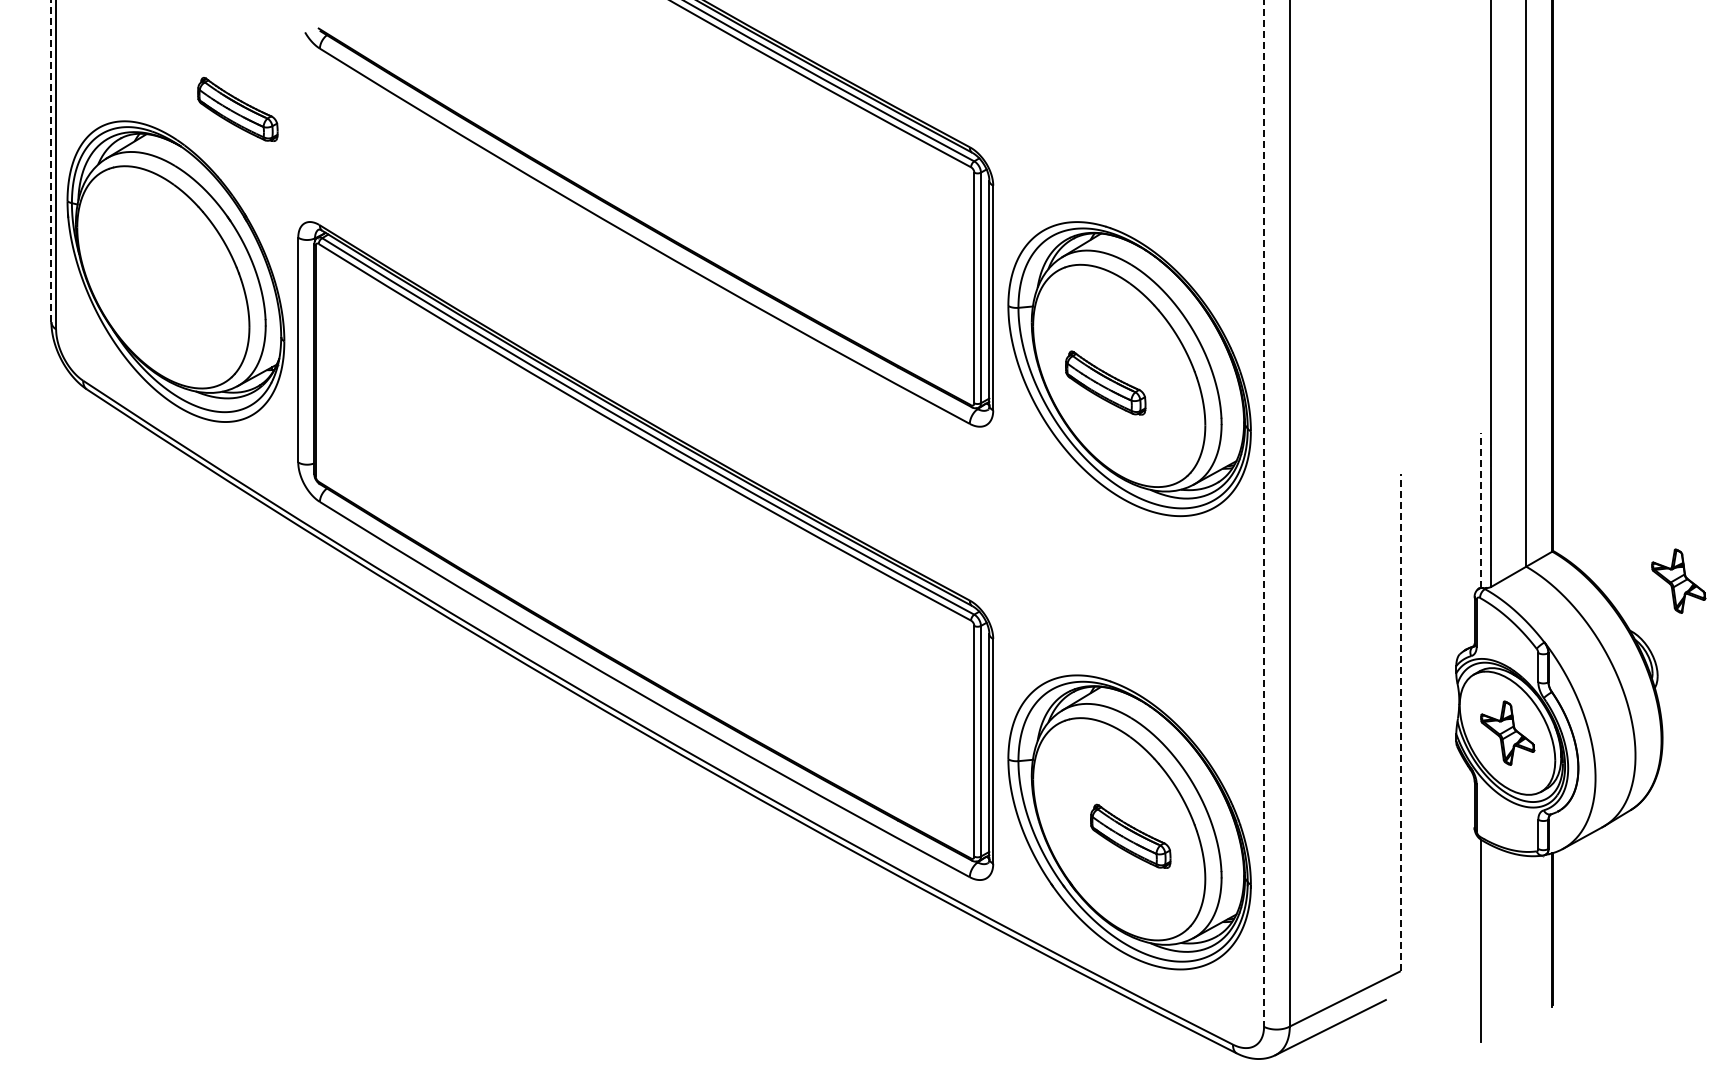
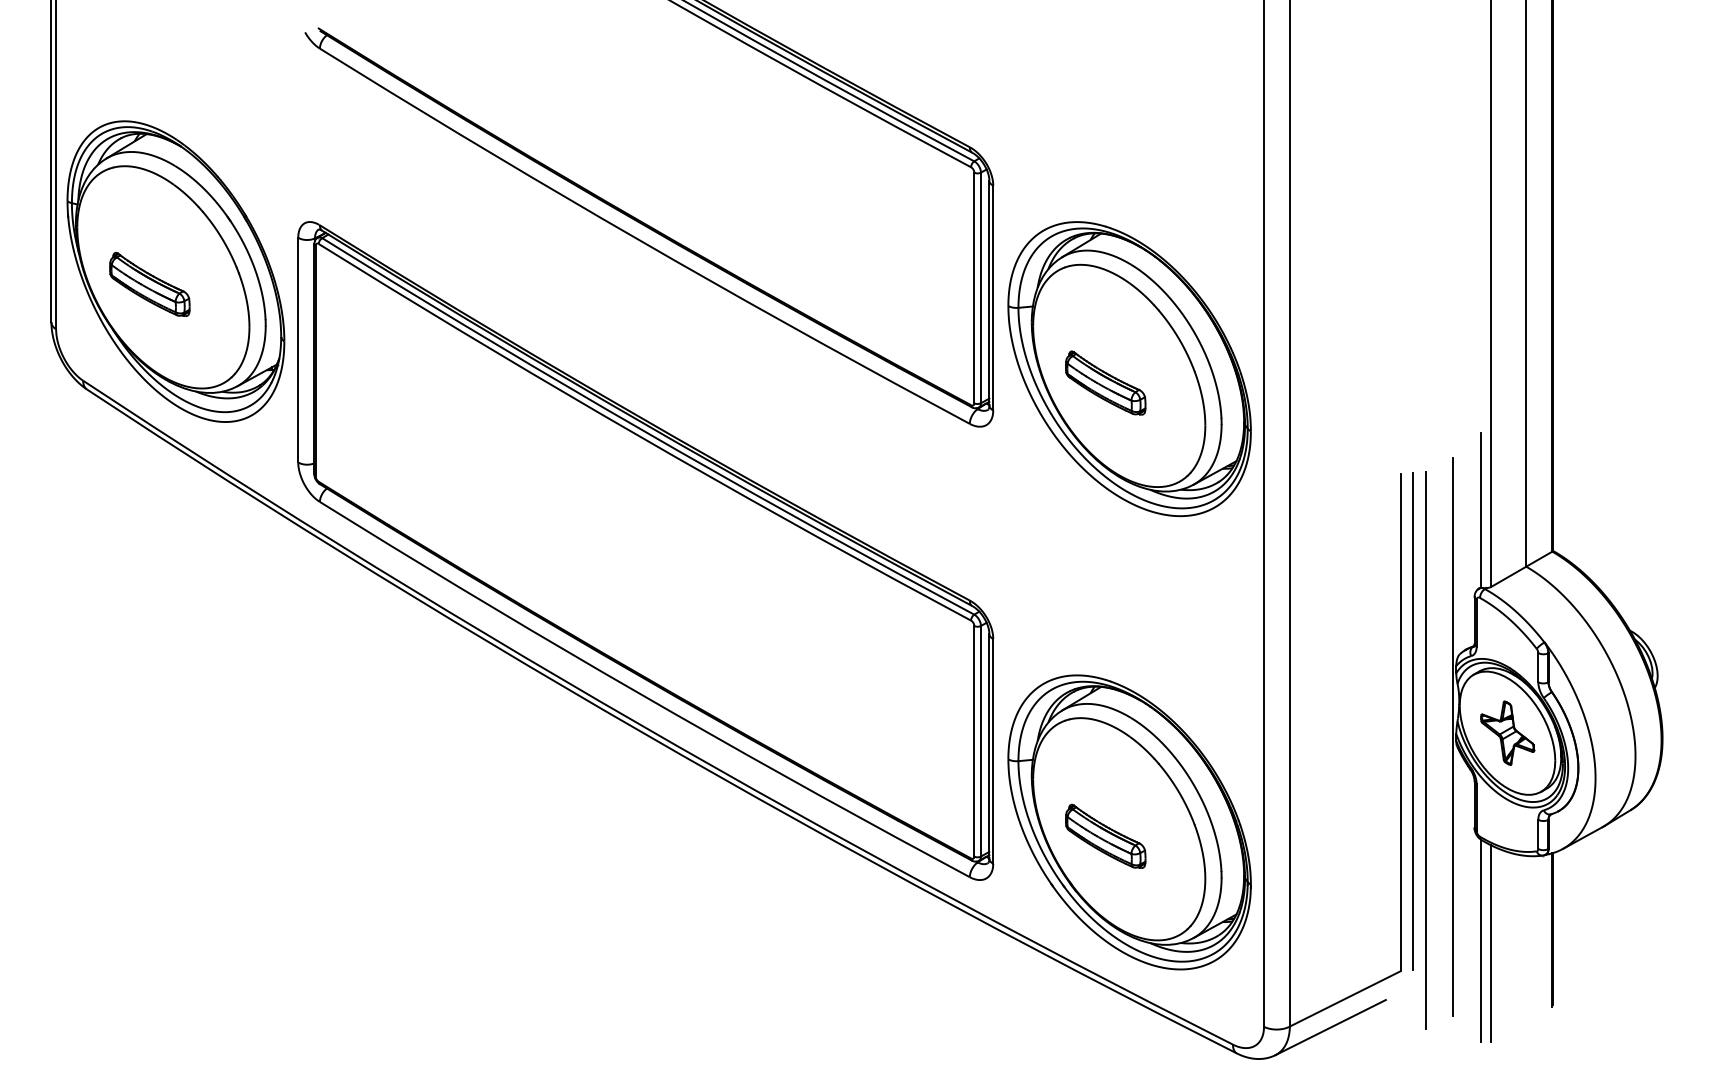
part position: (237, 109) -> (149, 284) (149, 284)
line: dashed -> solid (51, 161)
line: dashed -> solid (1481, 509)
line: dashed -> solid (1264, 513)
part: present -> none (1678, 580)
line: none -> present (1413, 720)
line: dashed -> solid (1400, 722)
line: none -> present (1452, 736)
line: none -> present (1426, 750)
part position: (1130, 835) -> (1105, 835) (1105, 835)
line: none -> present (1491, 943)
